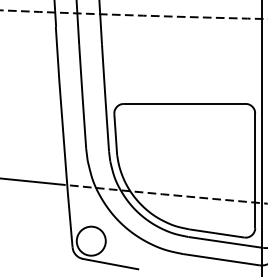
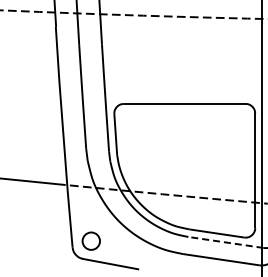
circle diameter: 29 px -> 17 px (91, 240)
line: solid -> dashed (225, 242)
